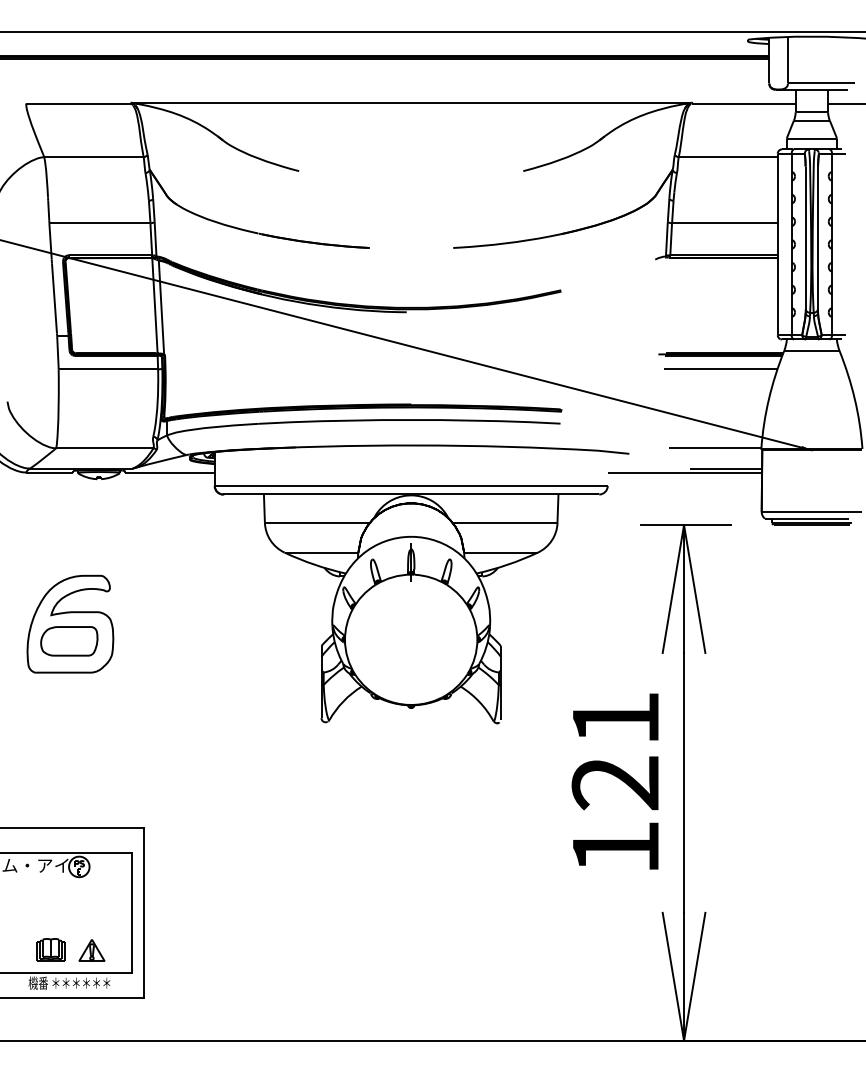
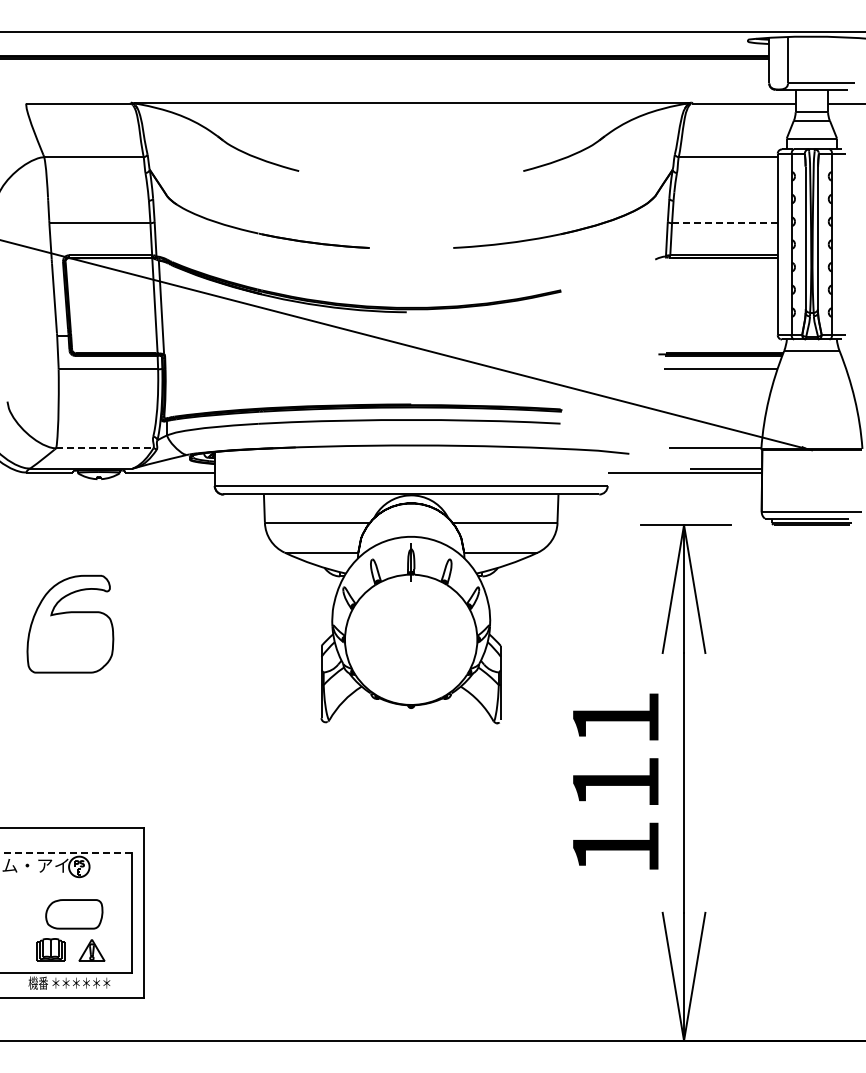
line: solid -> dashed (724, 223)
line: solid -> dashed (104, 448)
part position: (69, 641) -> (74, 914) (74, 914)
text: 121 -> 111 (614, 783)
line: solid -> dashed (66, 853)
